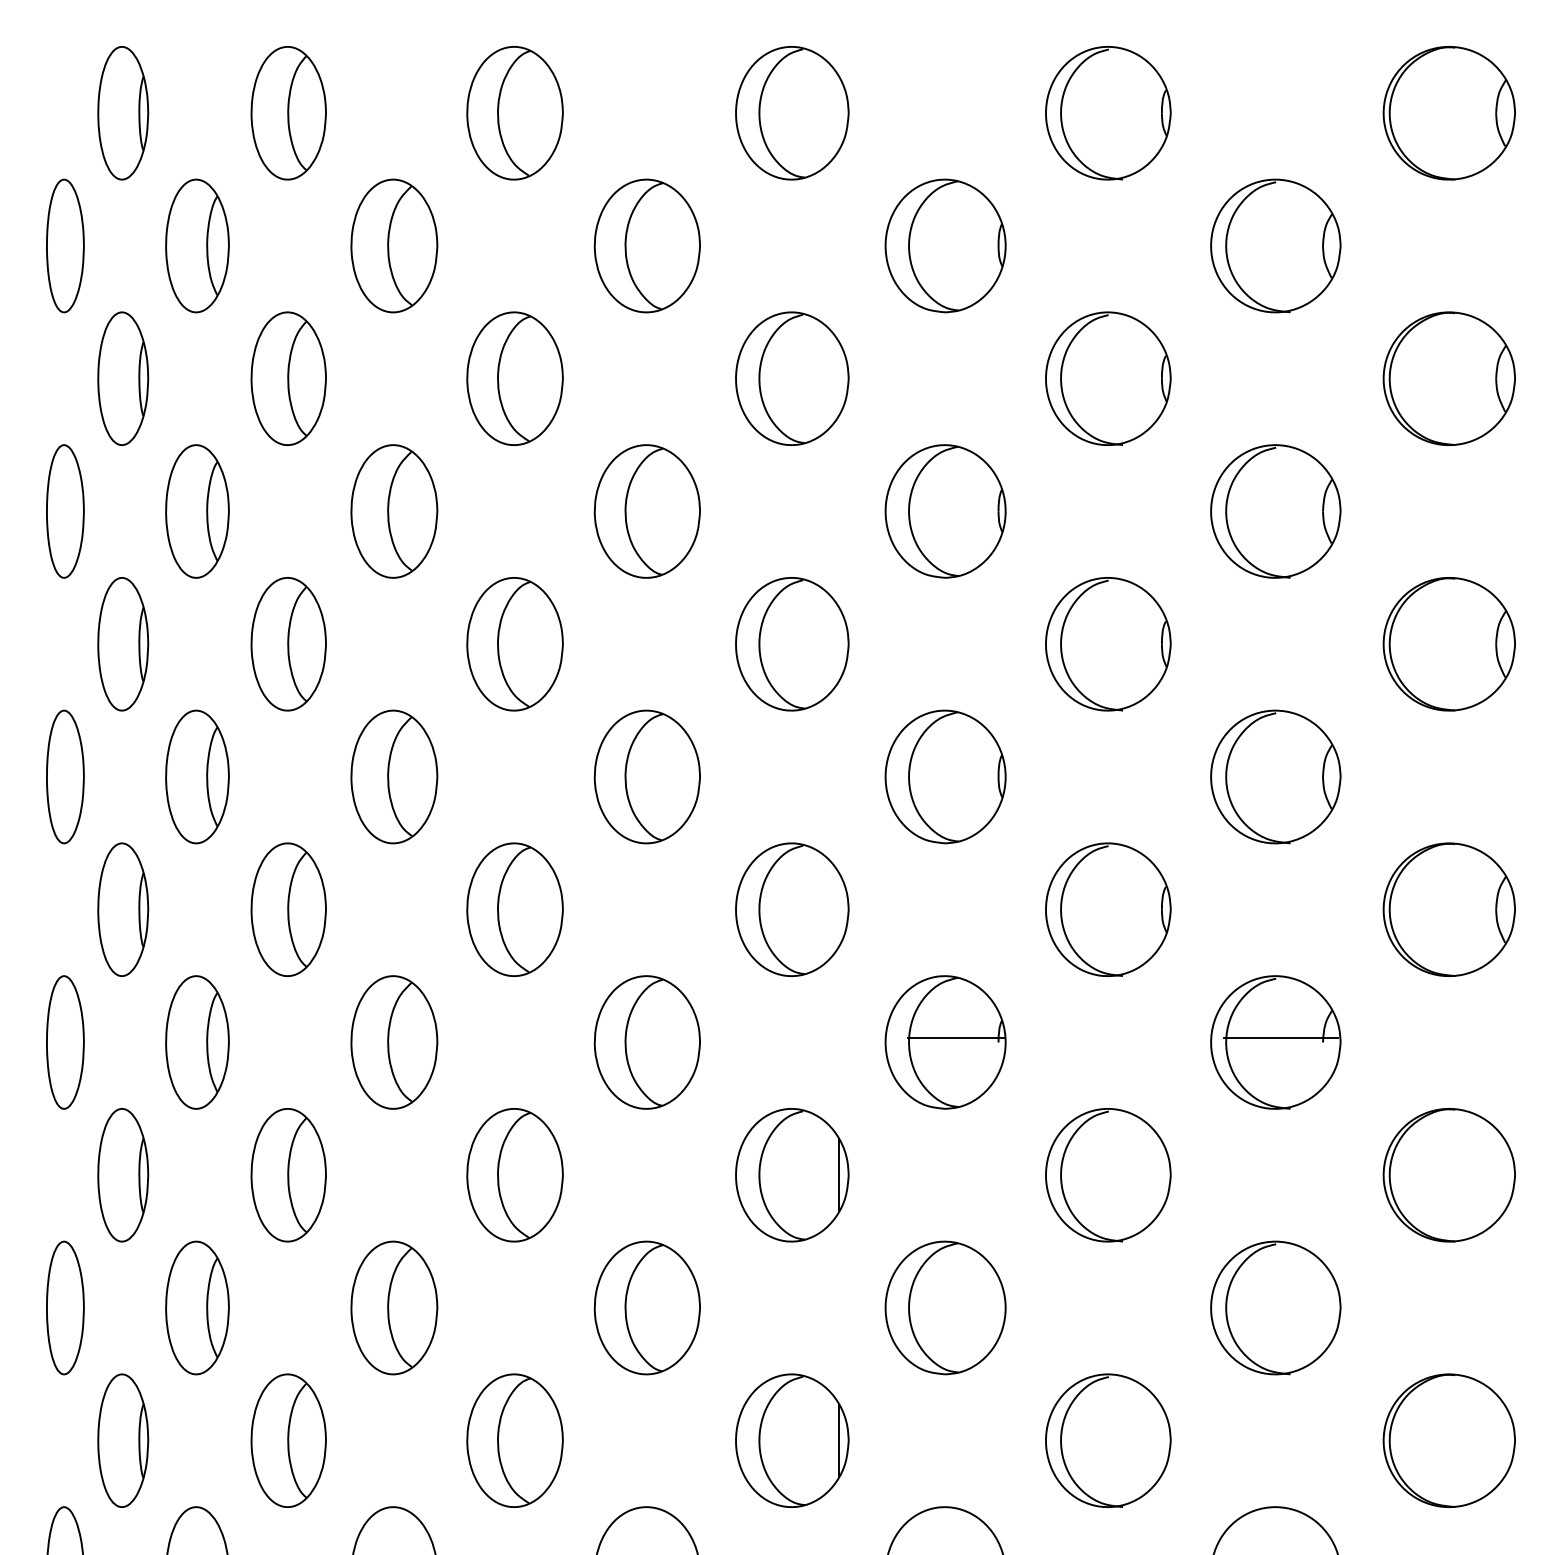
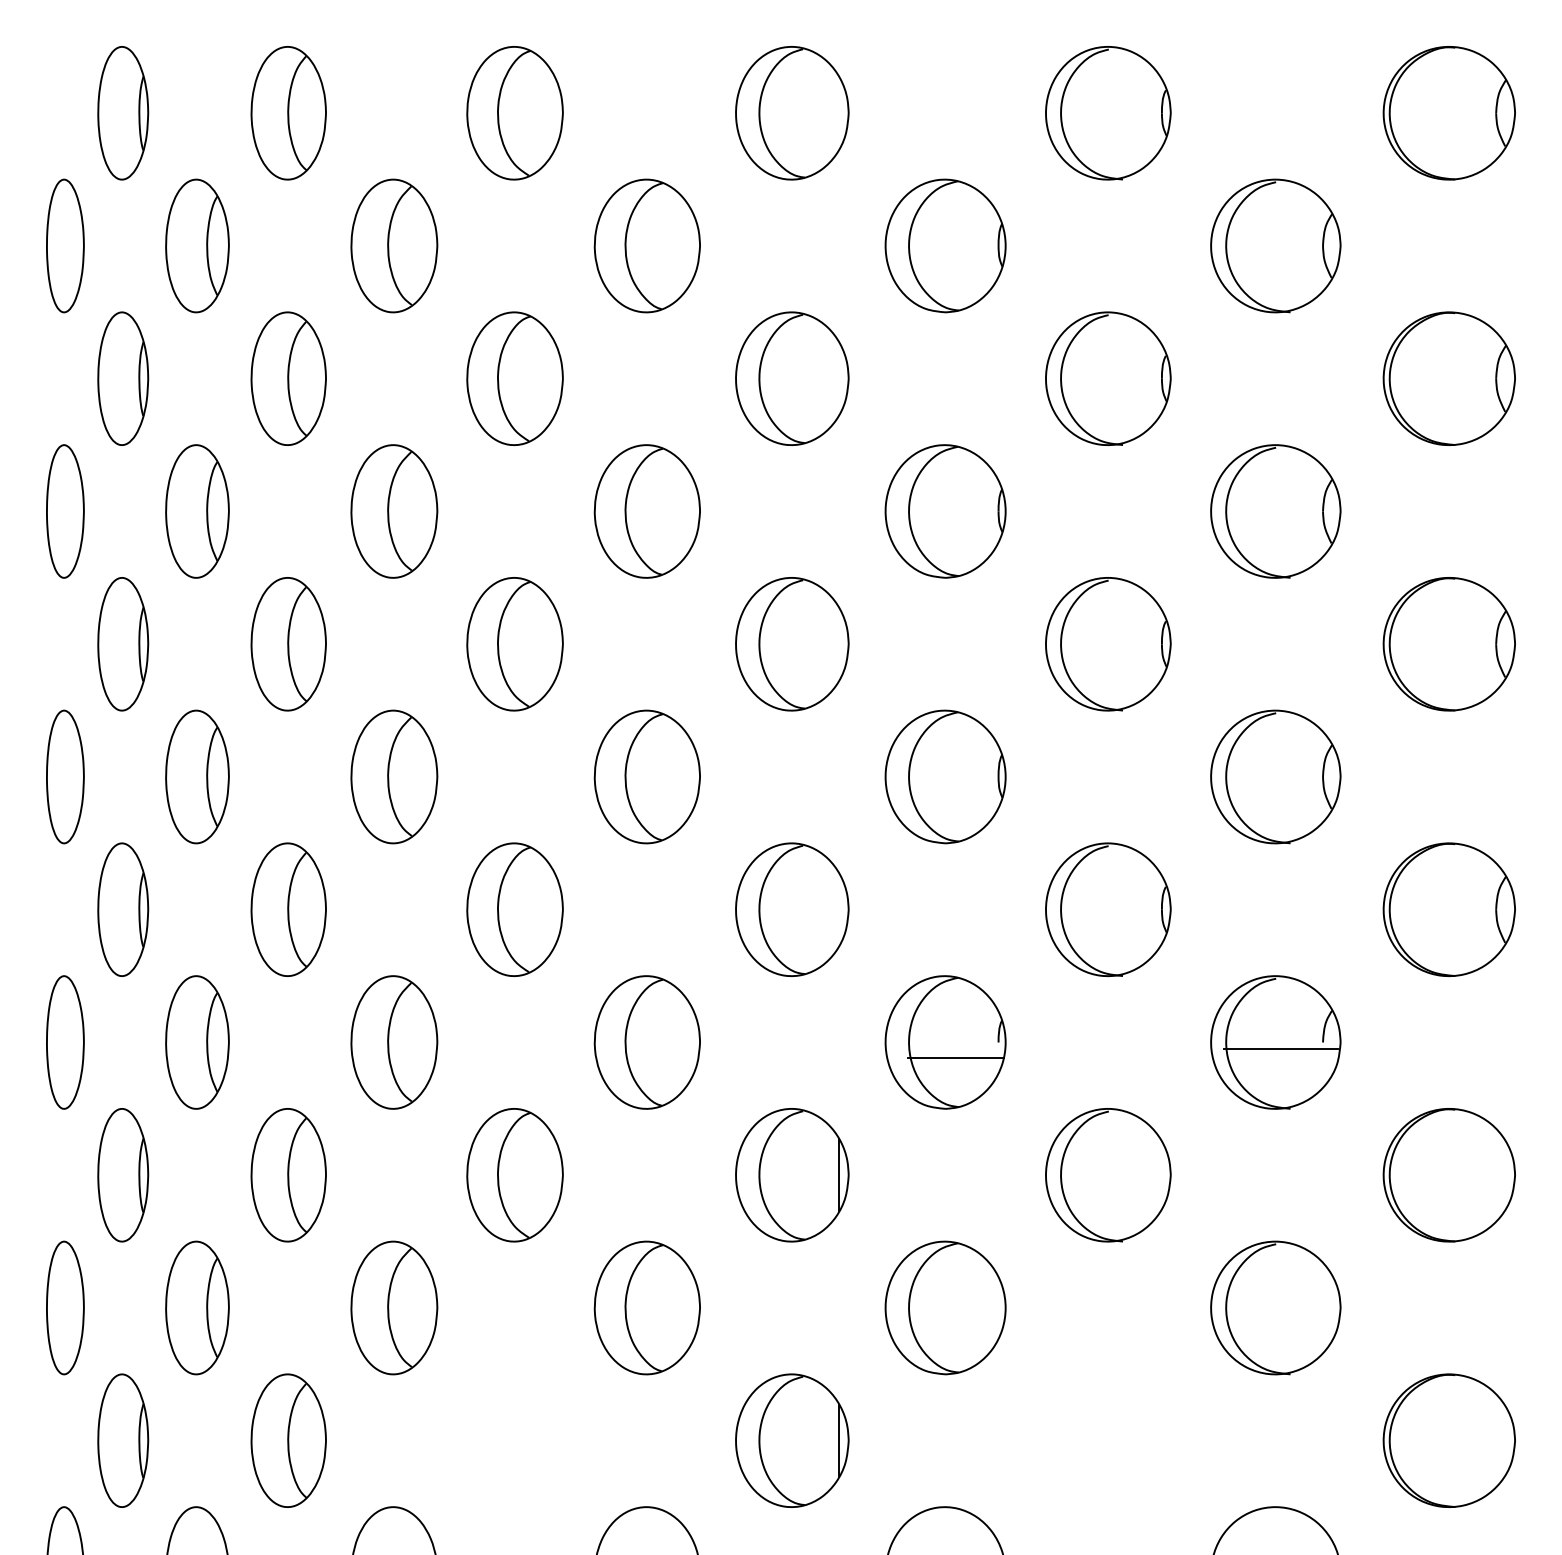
line position: (955, 1038) -> (955, 1058) (955, 1058)
line position: (1280, 1038) -> (1280, 1049) (1280, 1049)
part: present -> none (514, 1440)
part: present -> none (1108, 1440)
